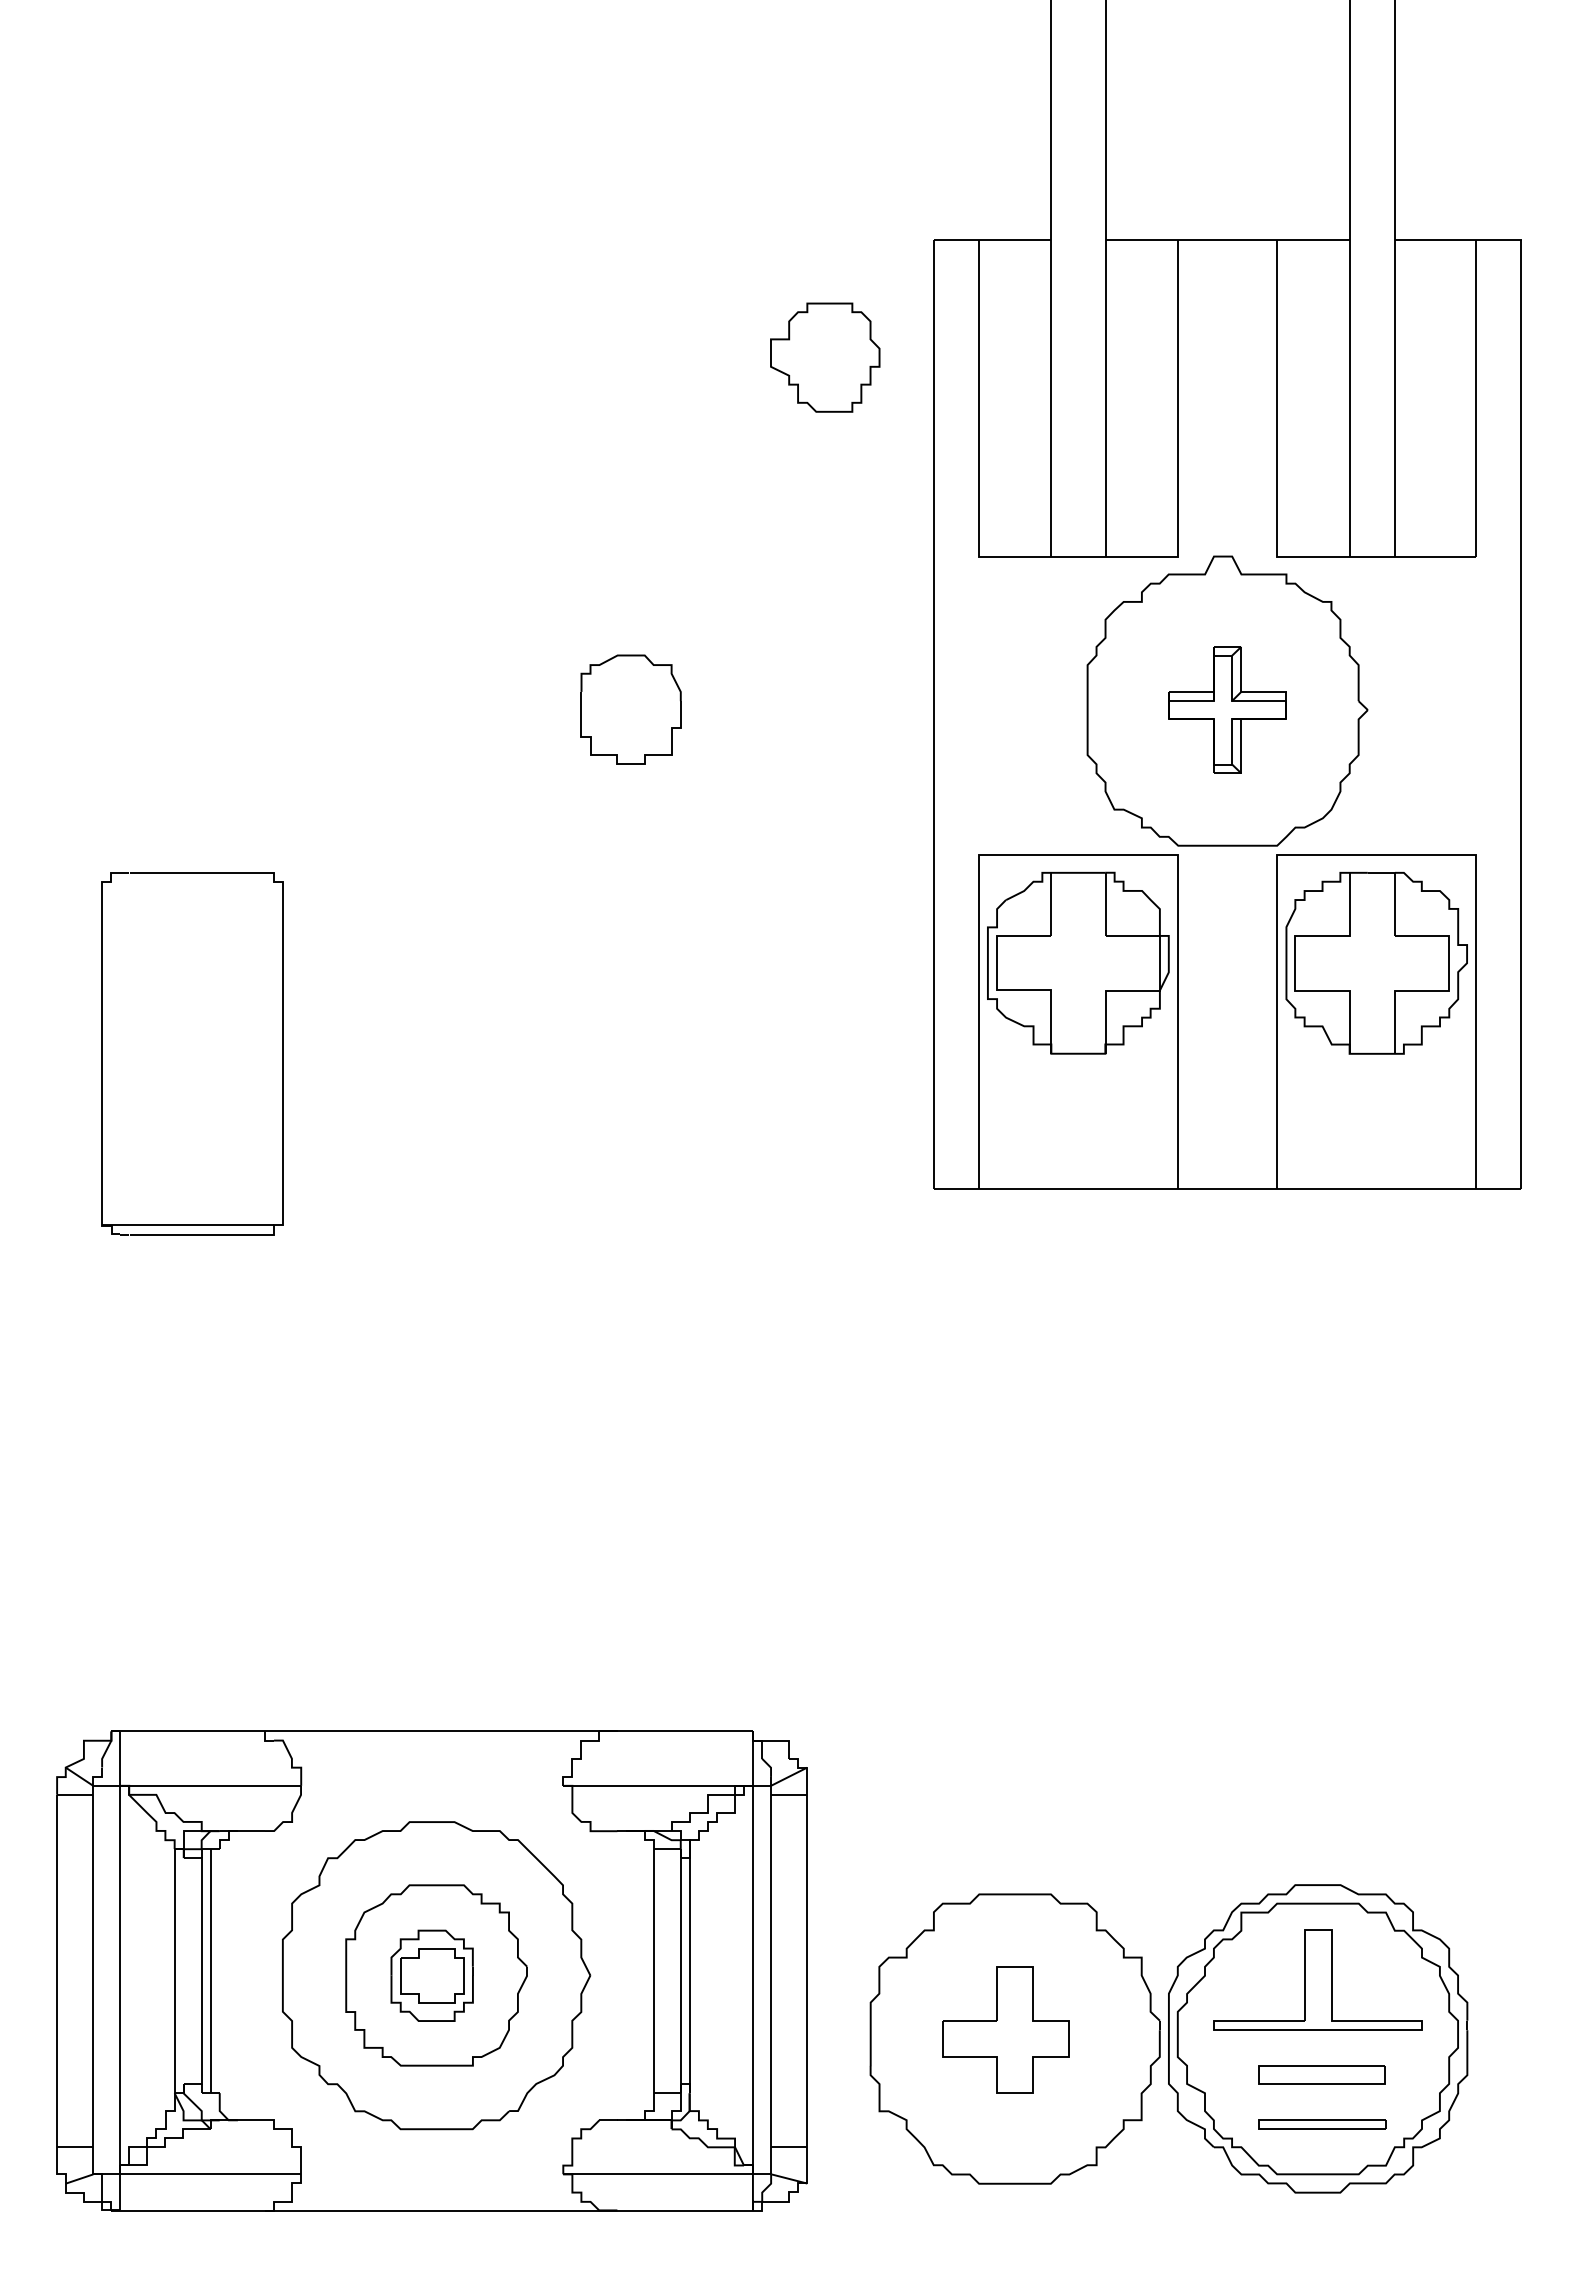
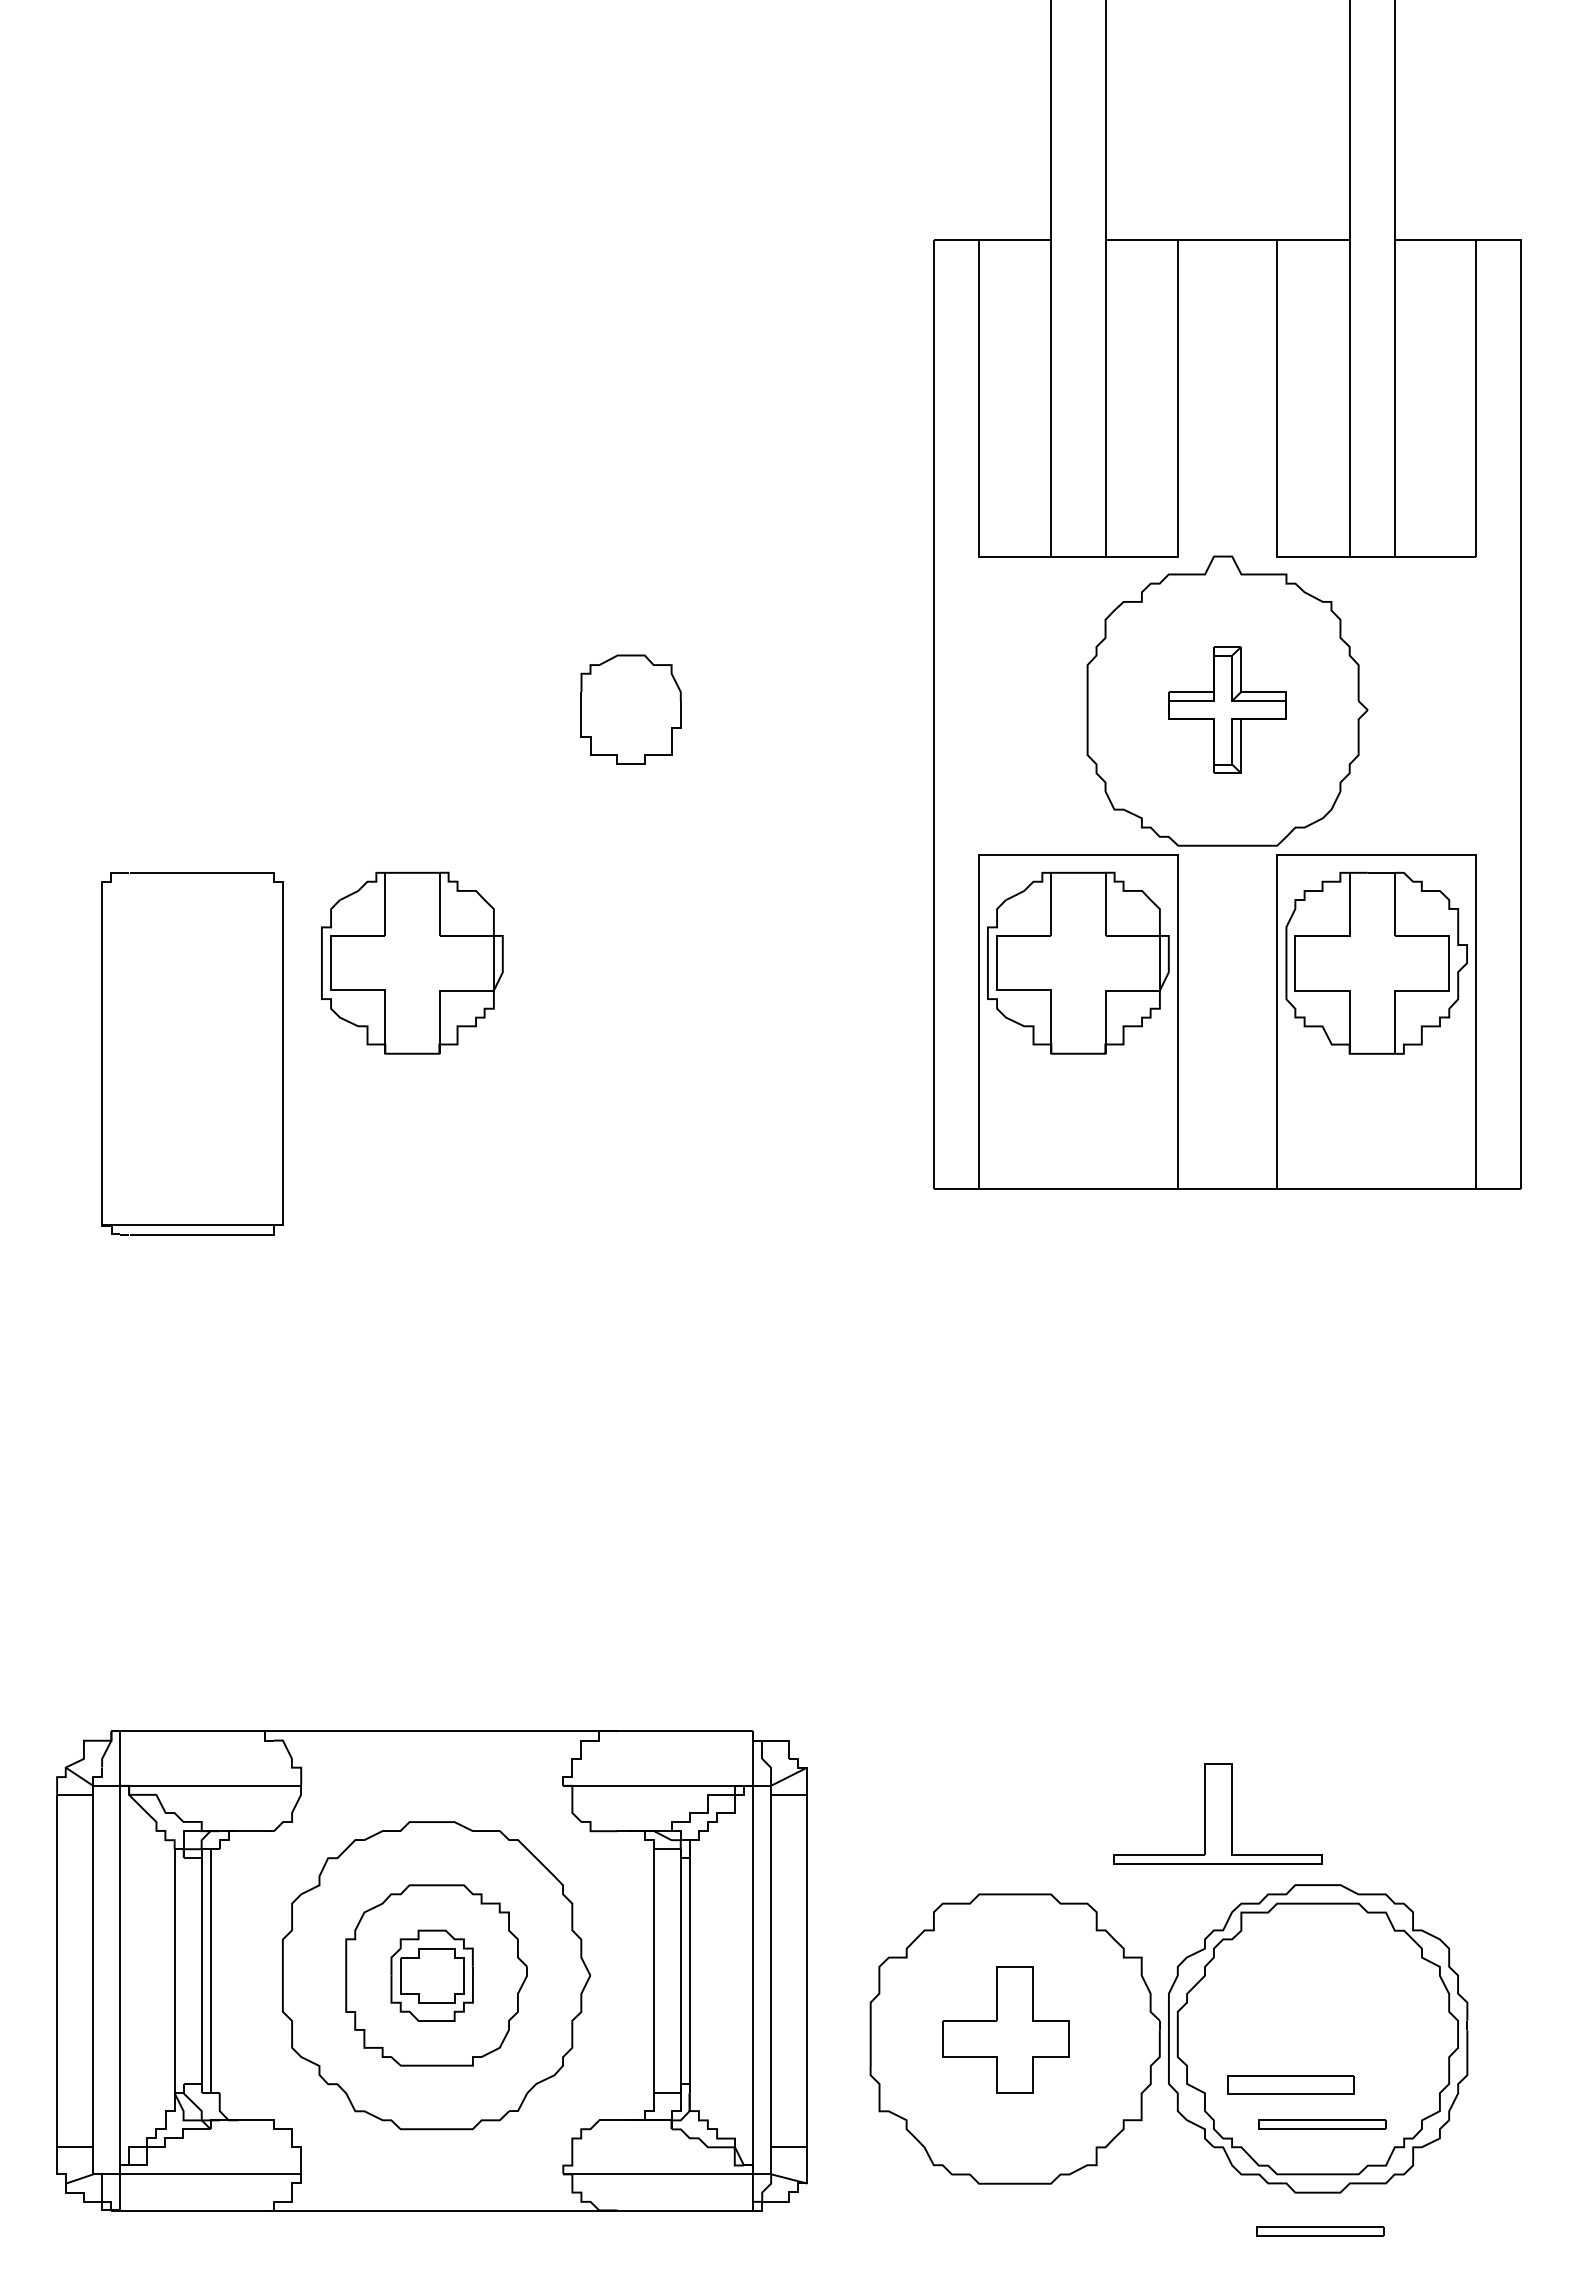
part: present -> none (825, 357)
part: none -> present (412, 962)
part position: (1317, 1979) -> (1217, 1813) (1217, 1813)
part position: (1321, 2074) -> (1290, 2084) (1290, 2084)
part: none -> present (1320, 2231)
